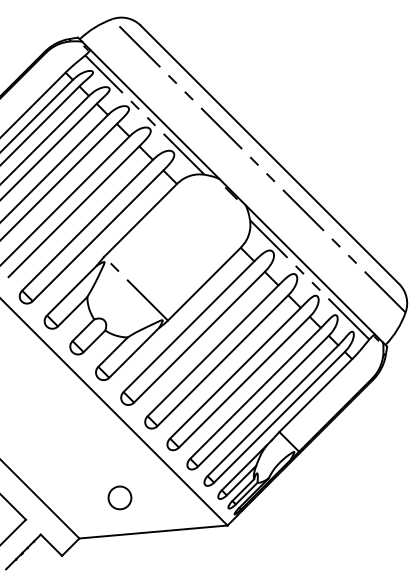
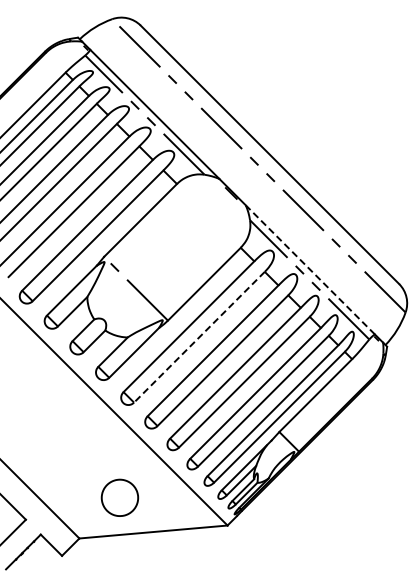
line: solid -> dashed (310, 269)
line: solid -> dashed (199, 337)
part size: 26x26 px -> 40x39 px (119, 497)
